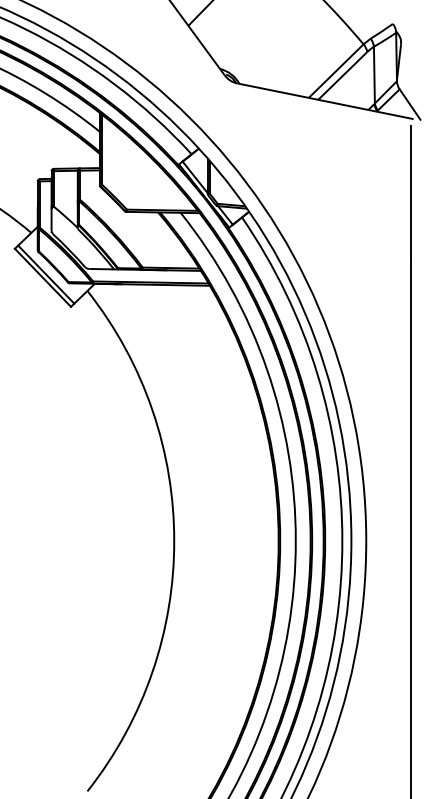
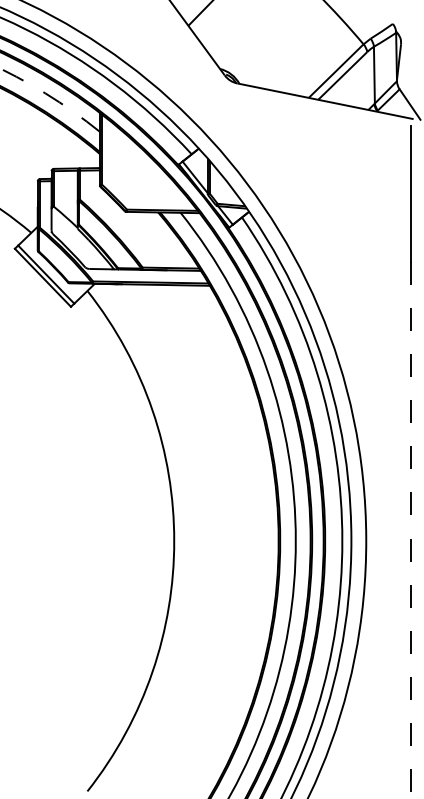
arc: solid -> dashed (51, 97)
line: solid -> dashed (411, 530)
